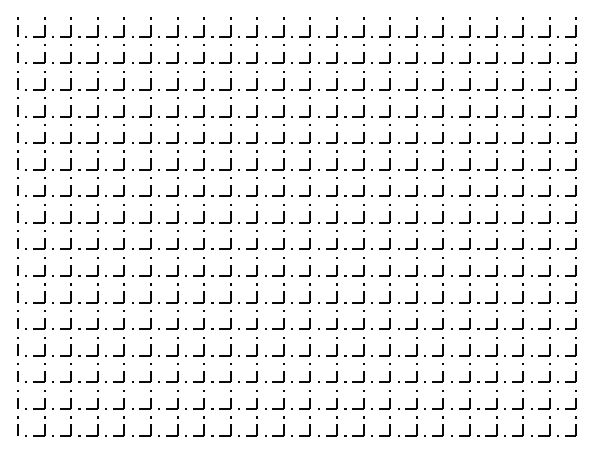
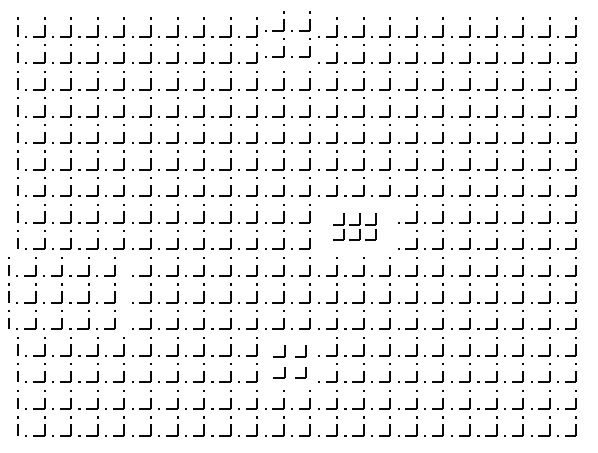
part position: (287, 40) -> (287, 34) (287, 34)
part size: 73x46 px -> 44x28 px (354, 226)
part position: (70, 293) -> (61, 293) (61, 293)
part size: 46x46 px -> 34x34 px (289, 361)
